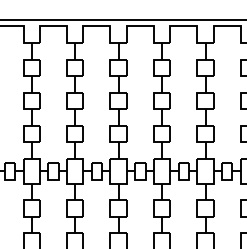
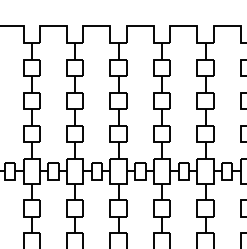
line: present -> none (122, 20)
